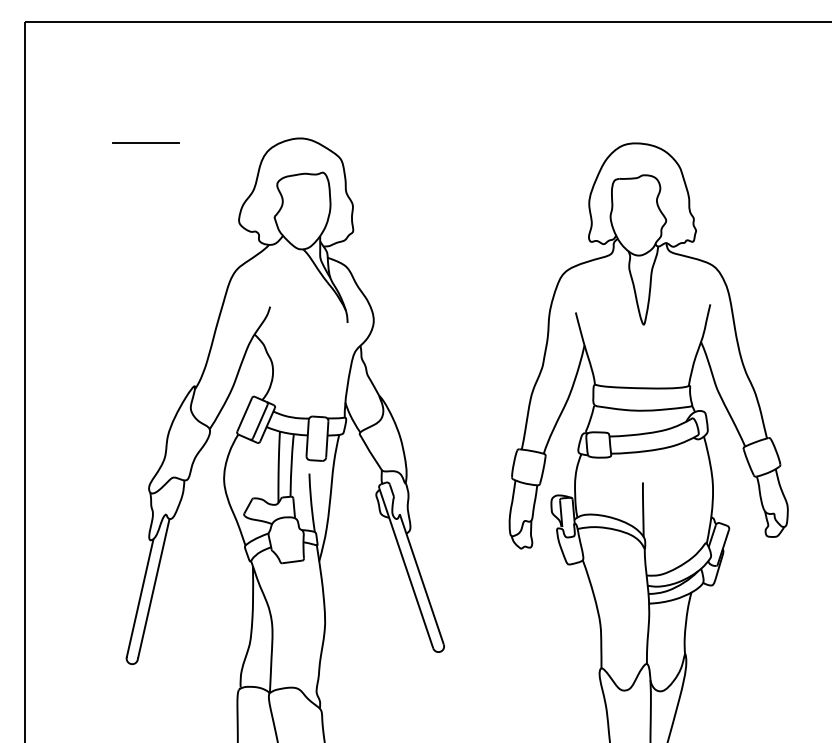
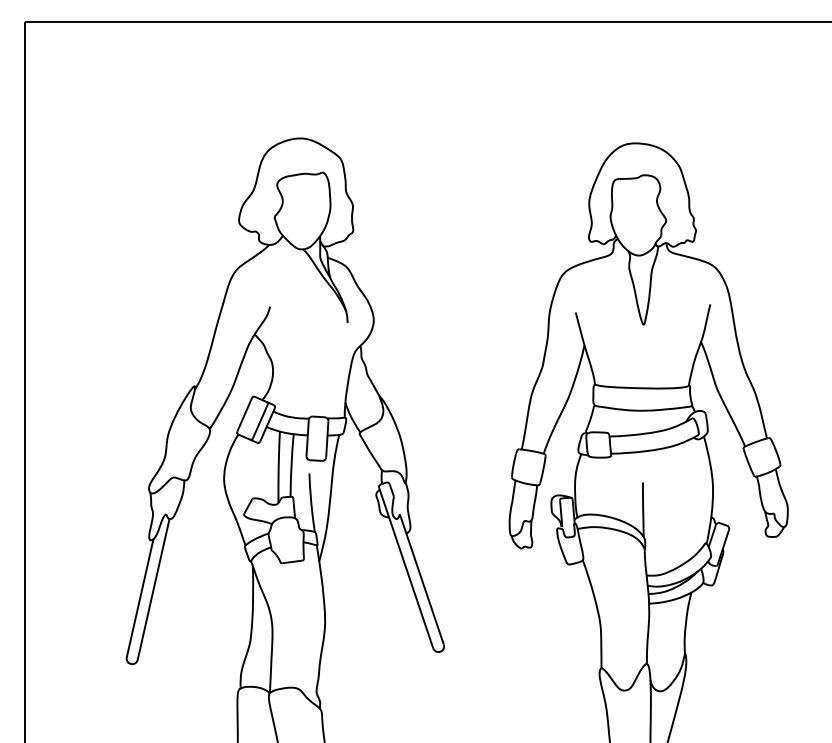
line: present -> none (145, 142)
